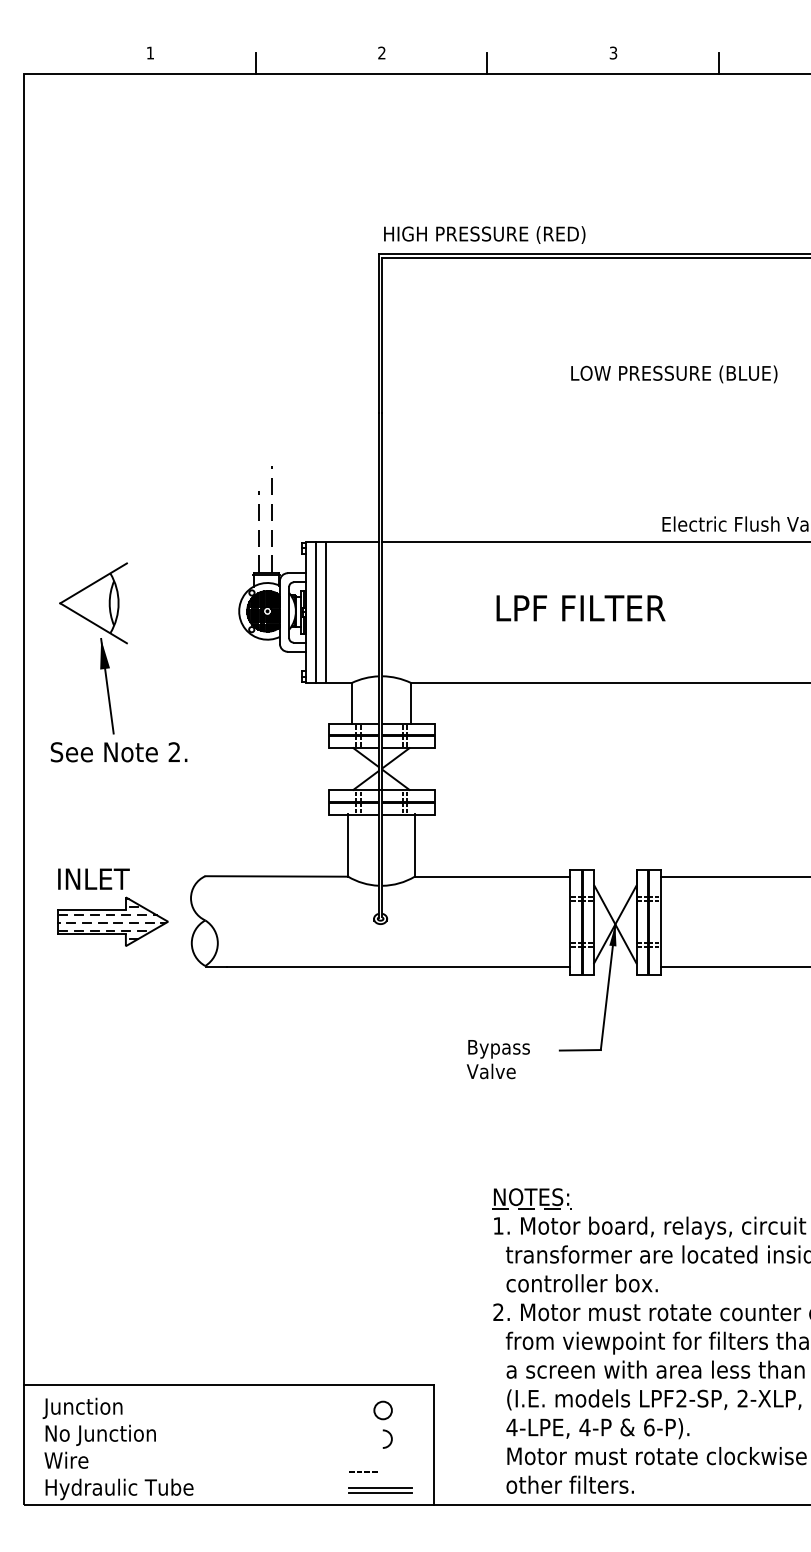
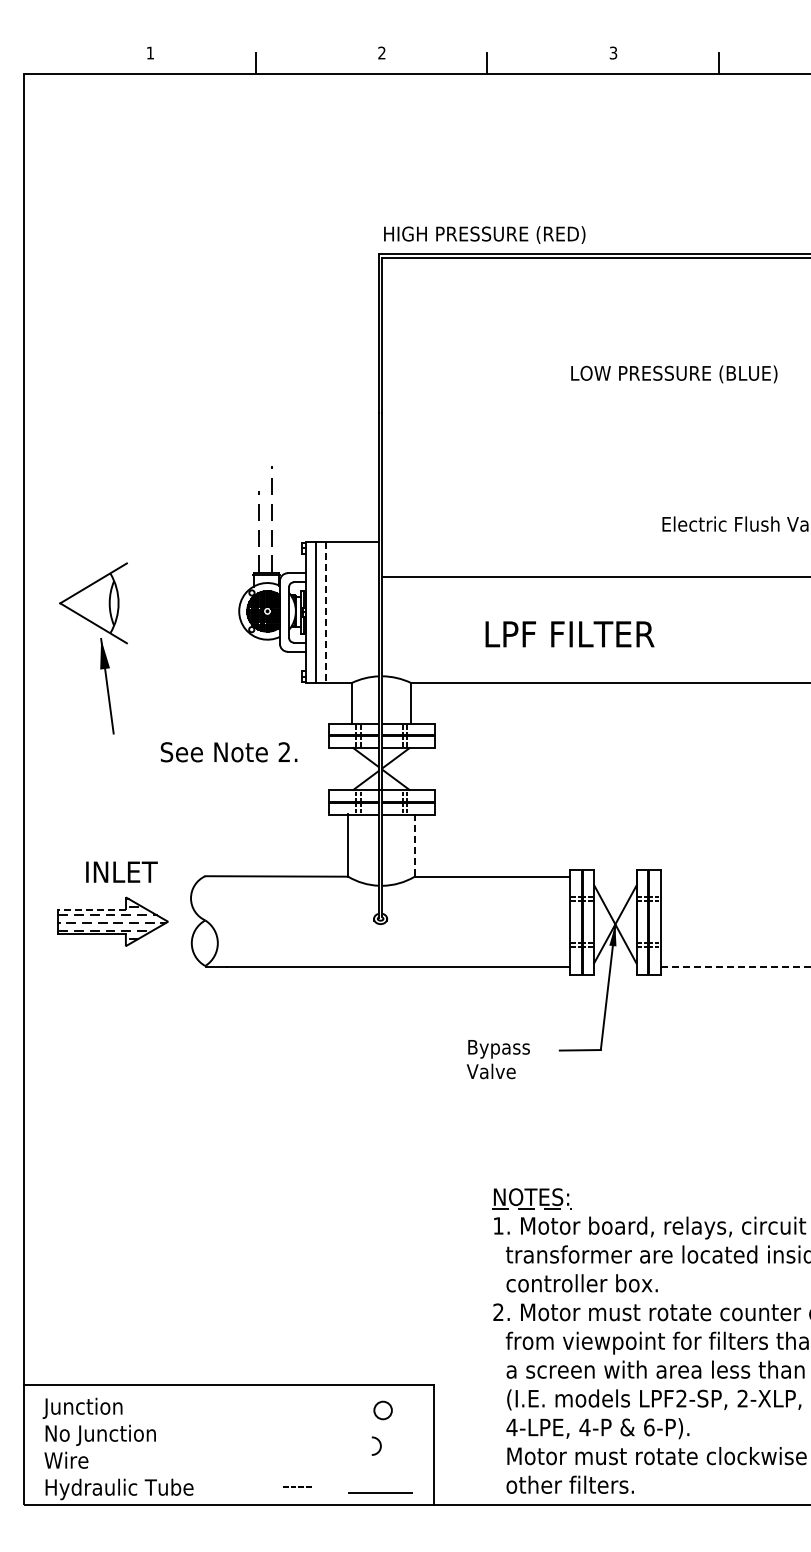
line position: (594, 542) -> (594, 577) (594, 577)
text position: (580, 608) -> (569, 634) (569, 634)
line: solid -> dashed (325, 613)
text position: (118, 752) -> (228, 752) (228, 752)
line: solid -> dashed (414, 845)
line: present -> none (734, 876)
text position: (93, 878) -> (121, 871) (121, 871)
line: solid -> dashed (91, 909)
line: solid -> dashed (735, 966)
arc position: (390, 1437) -> (379, 1444) (379, 1444)
text position: (363, 1471) -> (297, 1486) (297, 1486)
line: present -> none (380, 1487)
